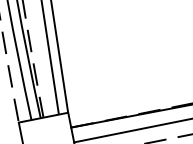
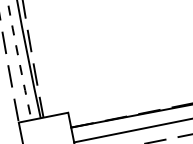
line: present -> none (59, 56)
line: present -> none (49, 57)
arc: solid -> dashed (19, 60)
